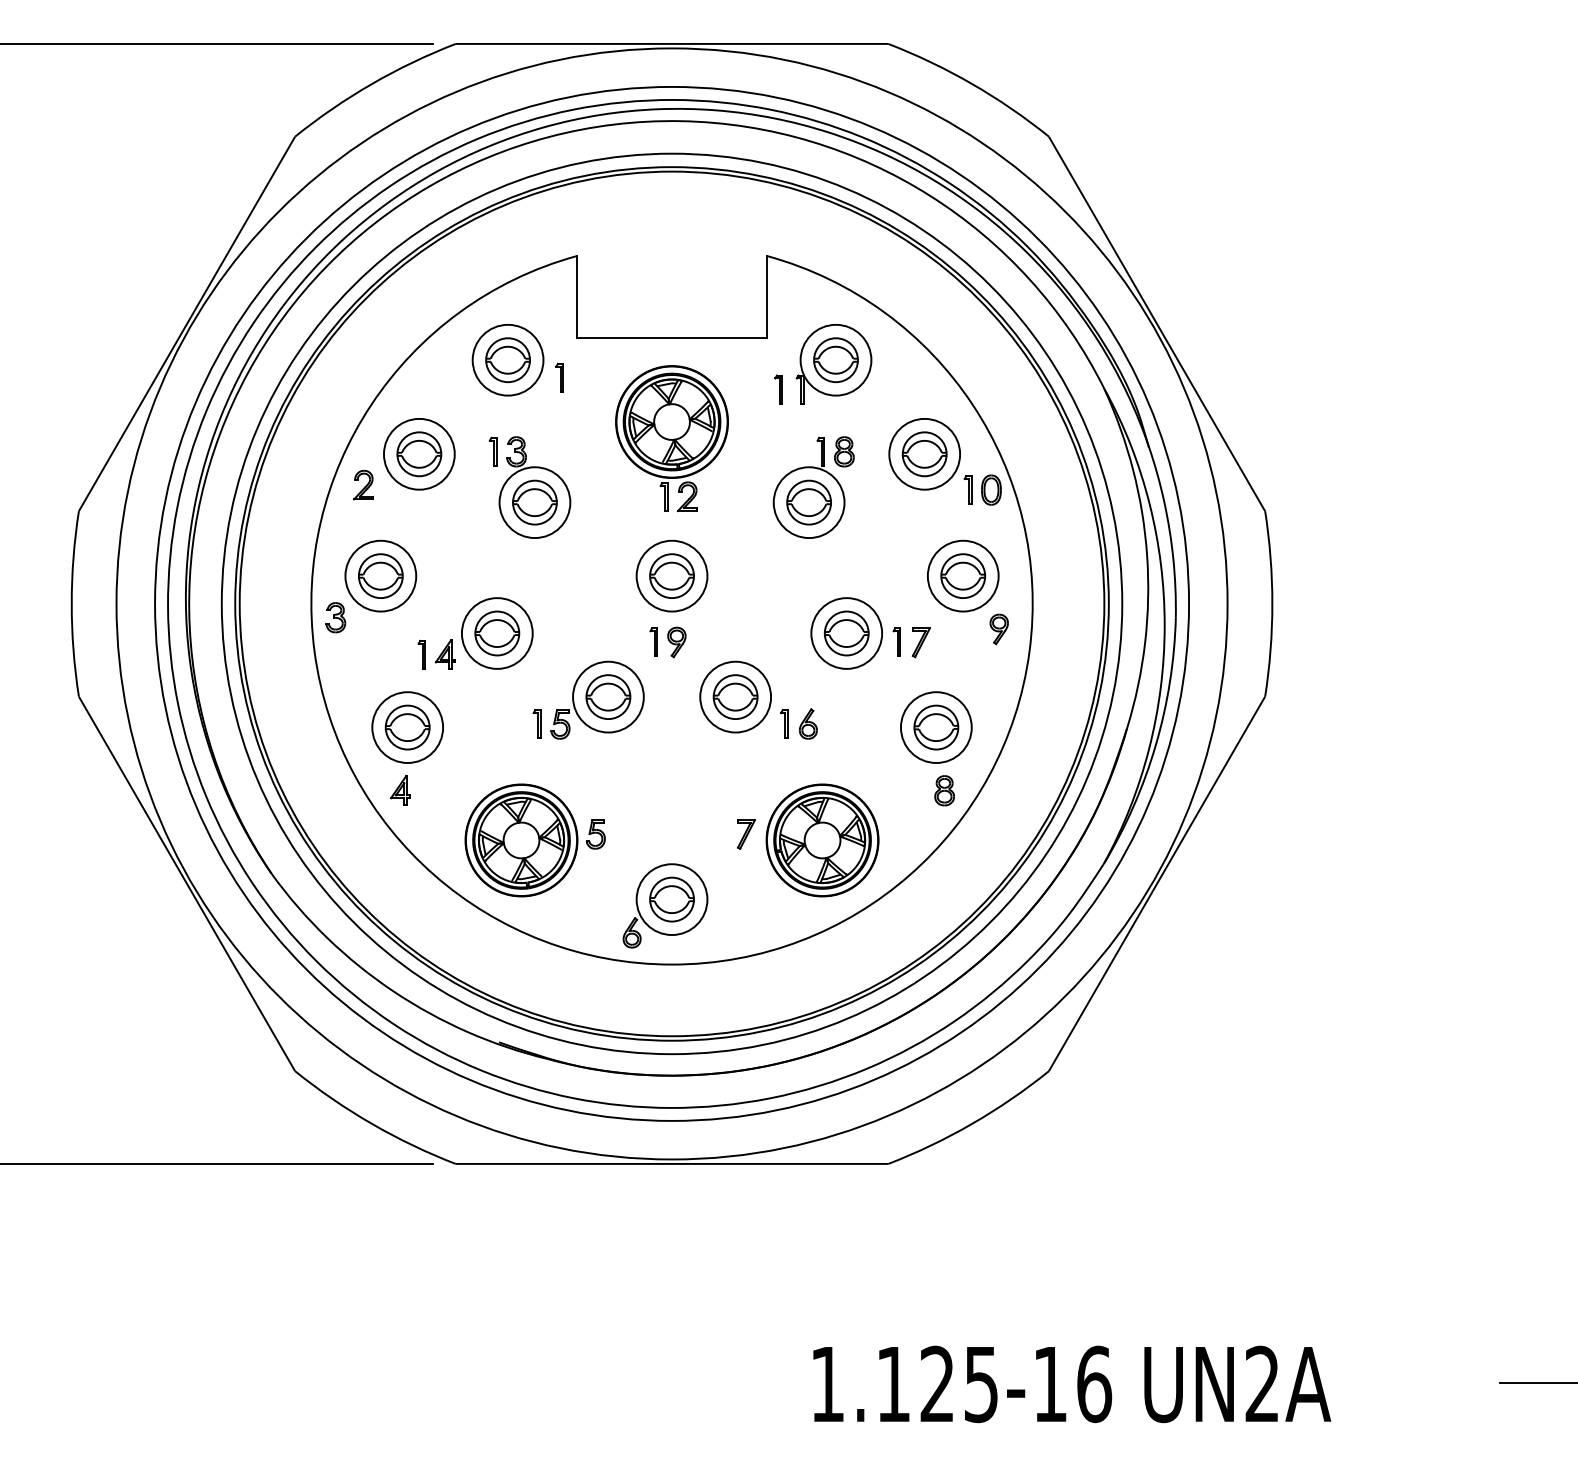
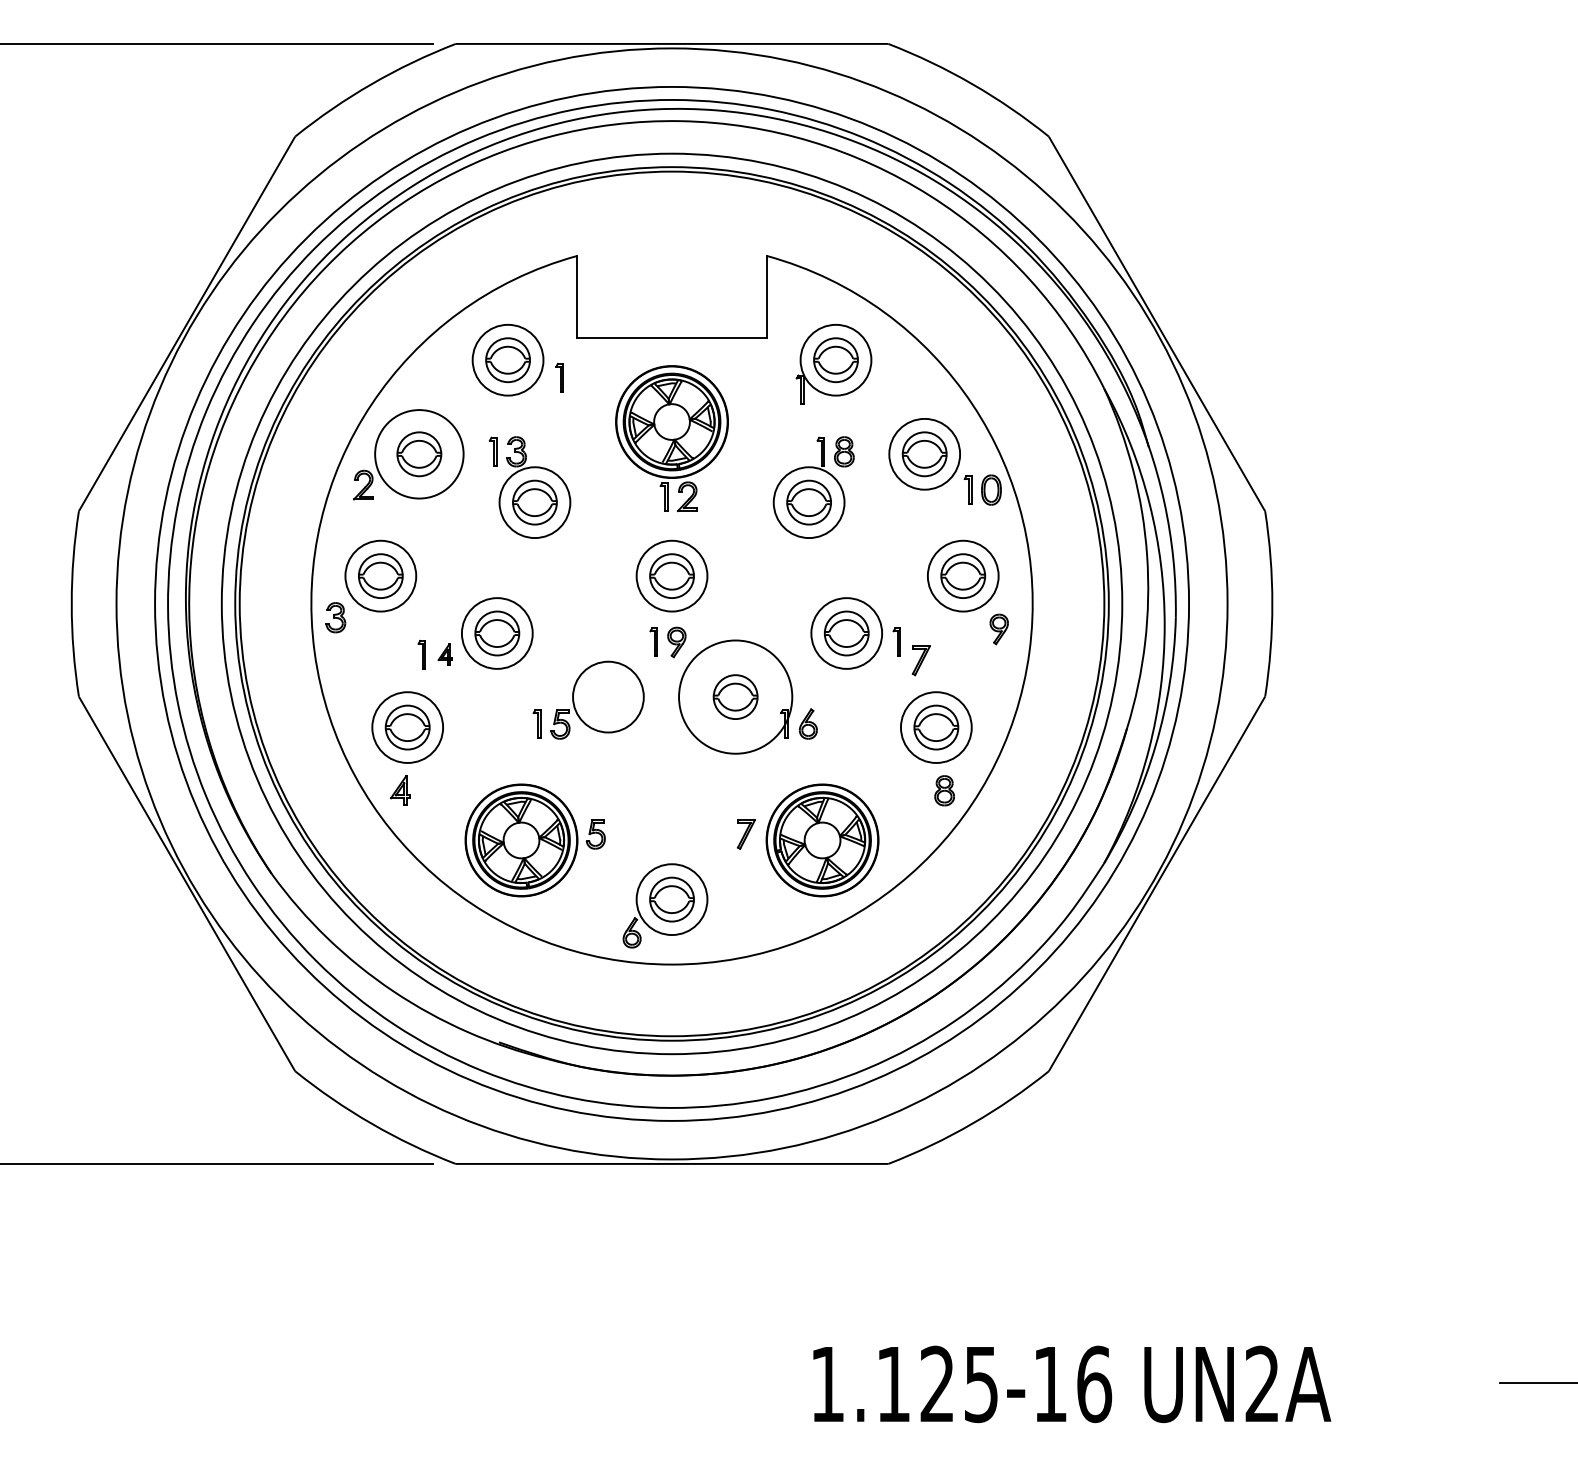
part: present -> none (778, 389)
circle diameter: 71 px -> 88 px (419, 454)
part position: (920, 642) -> (920, 660) (920, 660)
part size: 22x31 px -> 16x23 px (444, 654)
part: present -> none (608, 696)
circle diameter: 71 px -> 113 px (735, 696)
